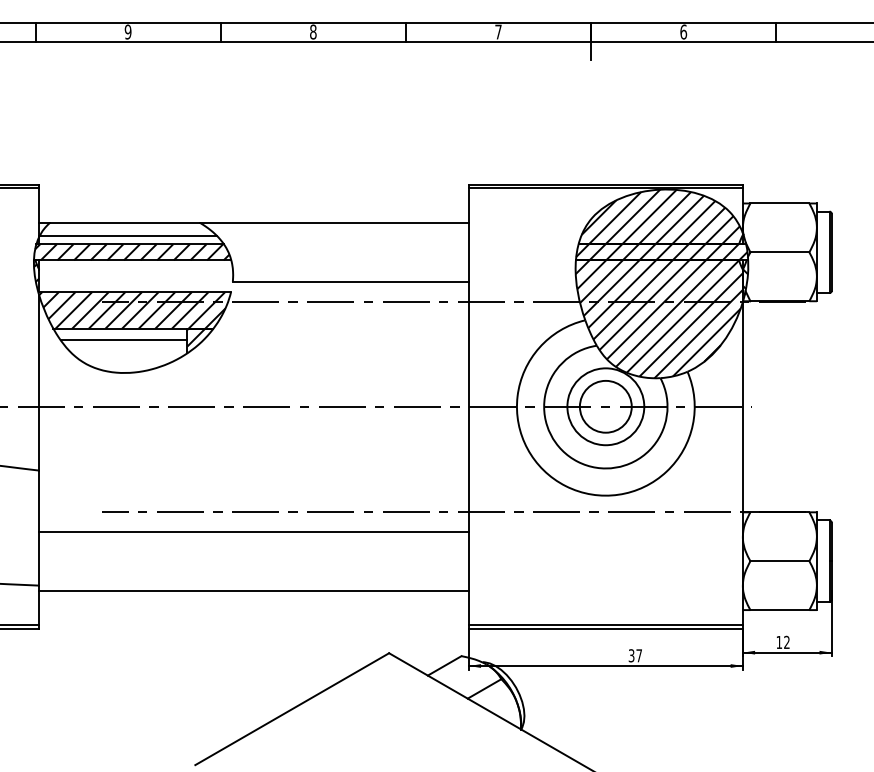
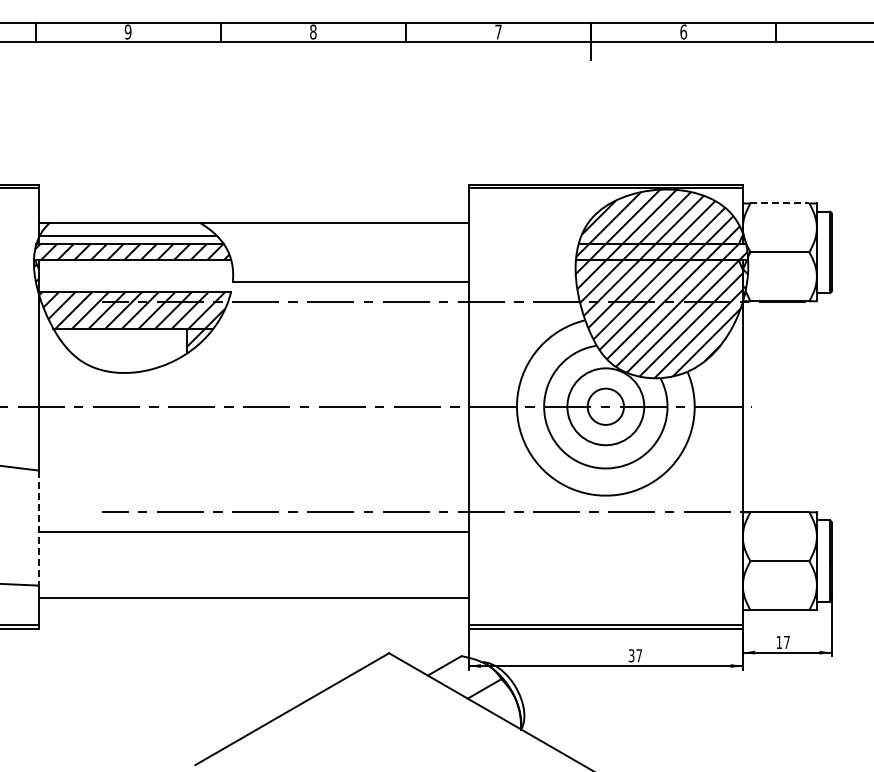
line: solid -> dashed (780, 203)
line: present -> none (123, 340)
circle diameter: 52 px -> 36 px (605, 406)
line: solid -> dashed (39, 528)
line position: (253, 590) -> (253, 597) (253, 597)
text: 12 -> 17 (786, 641)
